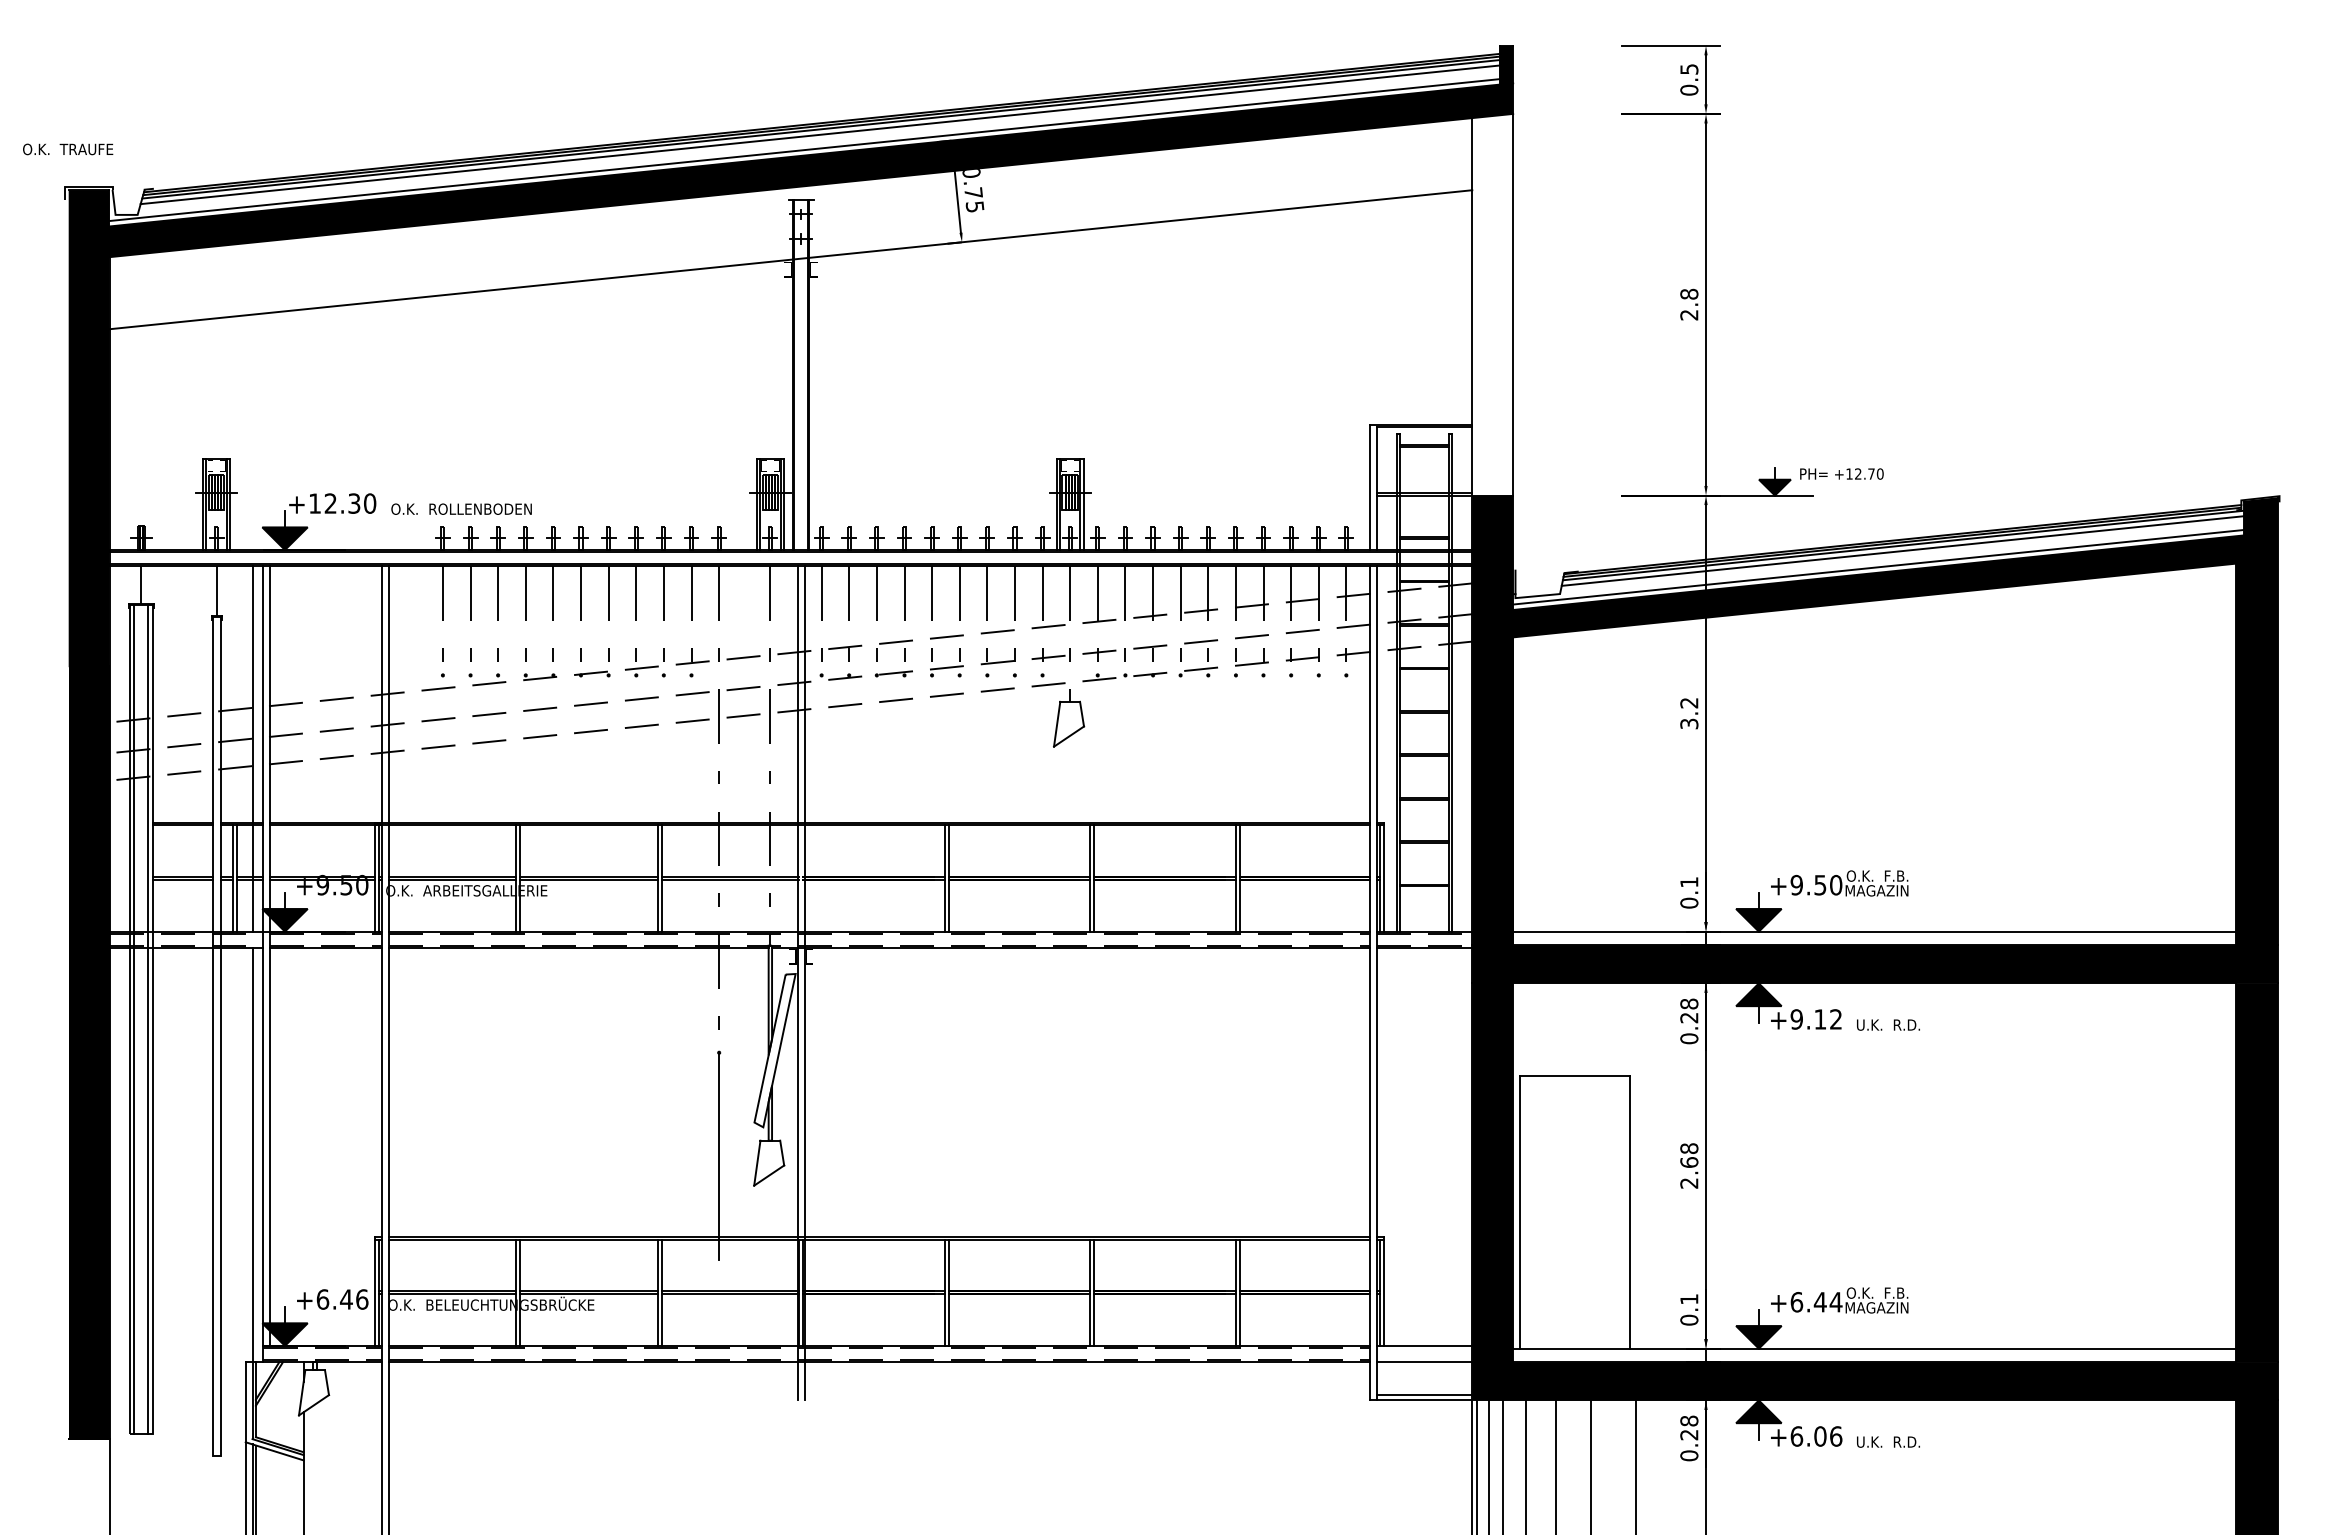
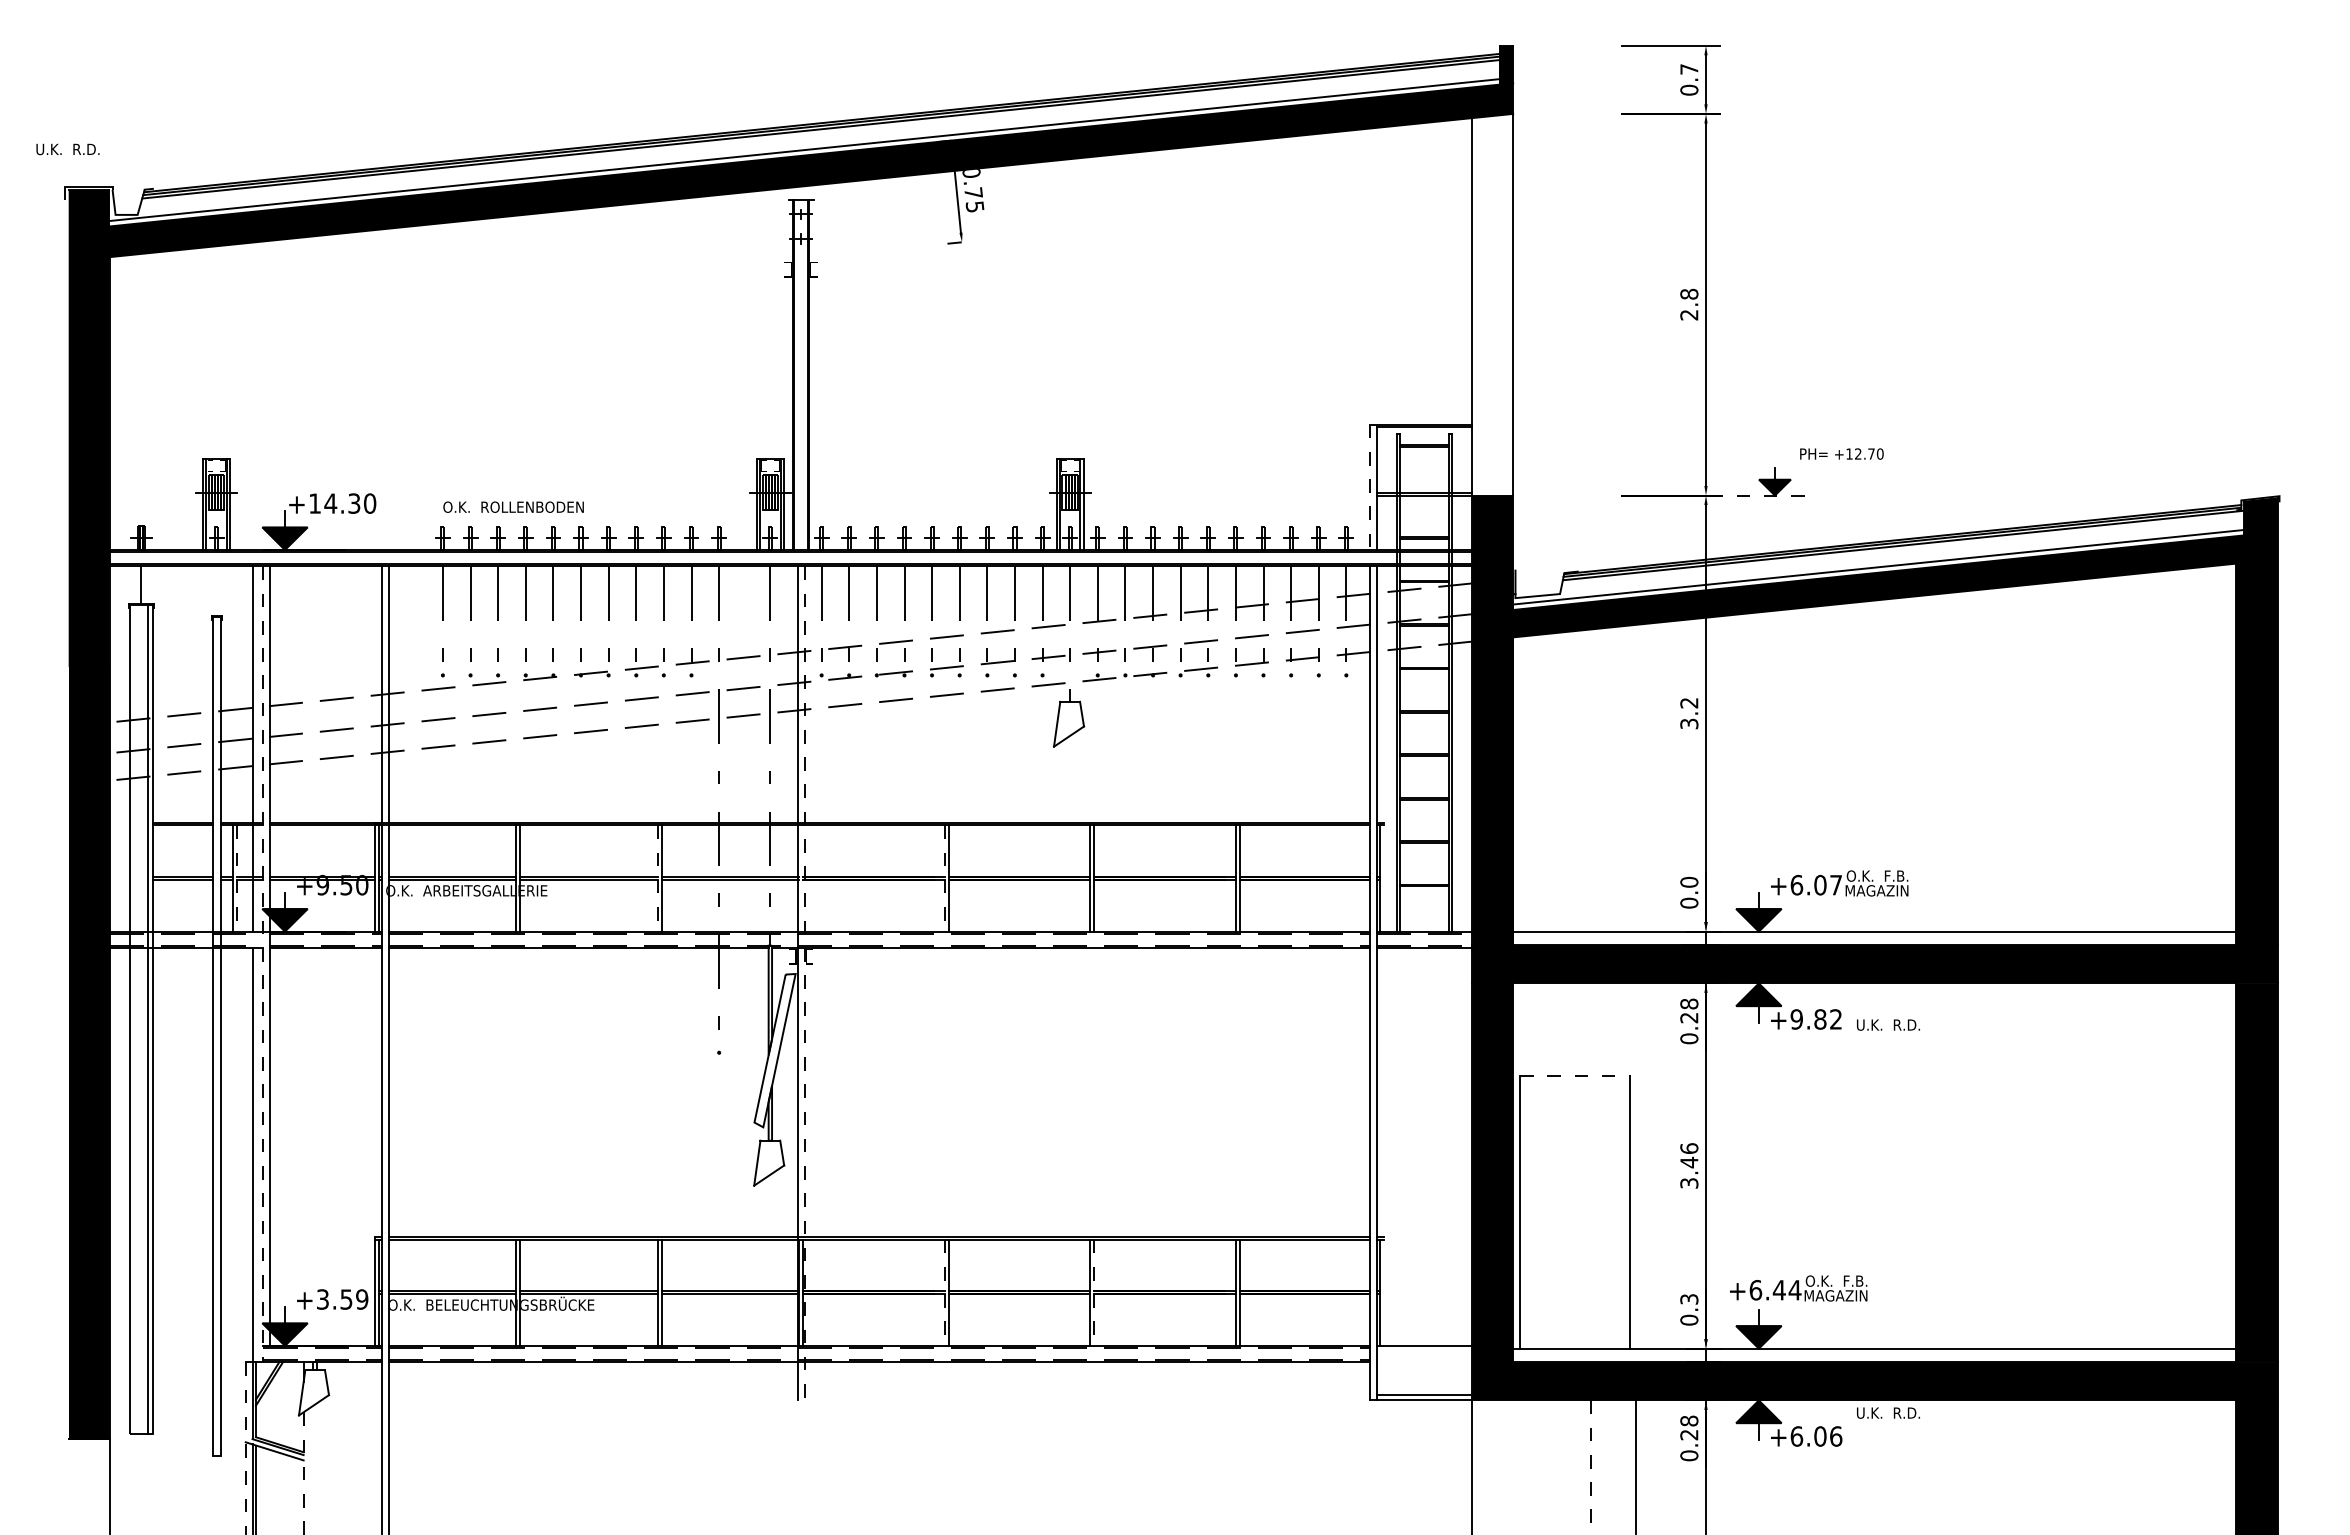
text: 0.5 -> 0.7 (1689, 69)
line: present -> none (819, 134)
text: O.K.  TRAUFE -> U.K.  R.D. (68, 149)
line: present -> none (790, 259)
text position: (1841, 473) -> (1841, 453) (1841, 453)
line: solid -> dashed (1370, 487)
line: solid -> dashed (1761, 495)
text: +12.30 -> +14.30 (330, 503)
text position: (461, 508) -> (513, 506) (513, 506)
line: present -> none (1902, 550)
line: present -> none (216, 590)
line: present -> none (1383, 876)
line: solid -> dashed (237, 878)
line: solid -> dashed (657, 878)
line: solid -> dashed (944, 878)
text: 0.1 -> 0.0 (1689, 881)
text: +9.50 -> +6.07 (1816, 884)
line: solid -> dashed (263, 964)
line: solid -> dashed (804, 983)
line: present -> none (134, 1018)
text: +9.12 -> +9.82 (1820, 1019)
line: solid -> dashed (1575, 1076)
line: present -> none (719, 1156)
text: 2.68 -> 3.46 (1689, 1165)
line: present -> none (1383, 1290)
line: solid -> dashed (944, 1293)
line: solid -> dashed (1094, 1293)
text: +6.46 -> +3.59 (342, 1299)
text: 0.1 -> 0.3 (1689, 1299)
text position: (1839, 1300) -> (1798, 1288) (1798, 1288)
line: present -> none (1424, 1362)
text position: (1888, 1441) -> (1888, 1412) (1888, 1412)
line: solid -> dashed (245, 1448)
line: present -> none (1477, 1465)
line: present -> none (1488, 1465)
line: present -> none (1503, 1465)
line: present -> none (1525, 1465)
line: present -> none (1555, 1465)
line: solid -> dashed (1591, 1467)
line: solid -> dashed (303, 1473)
